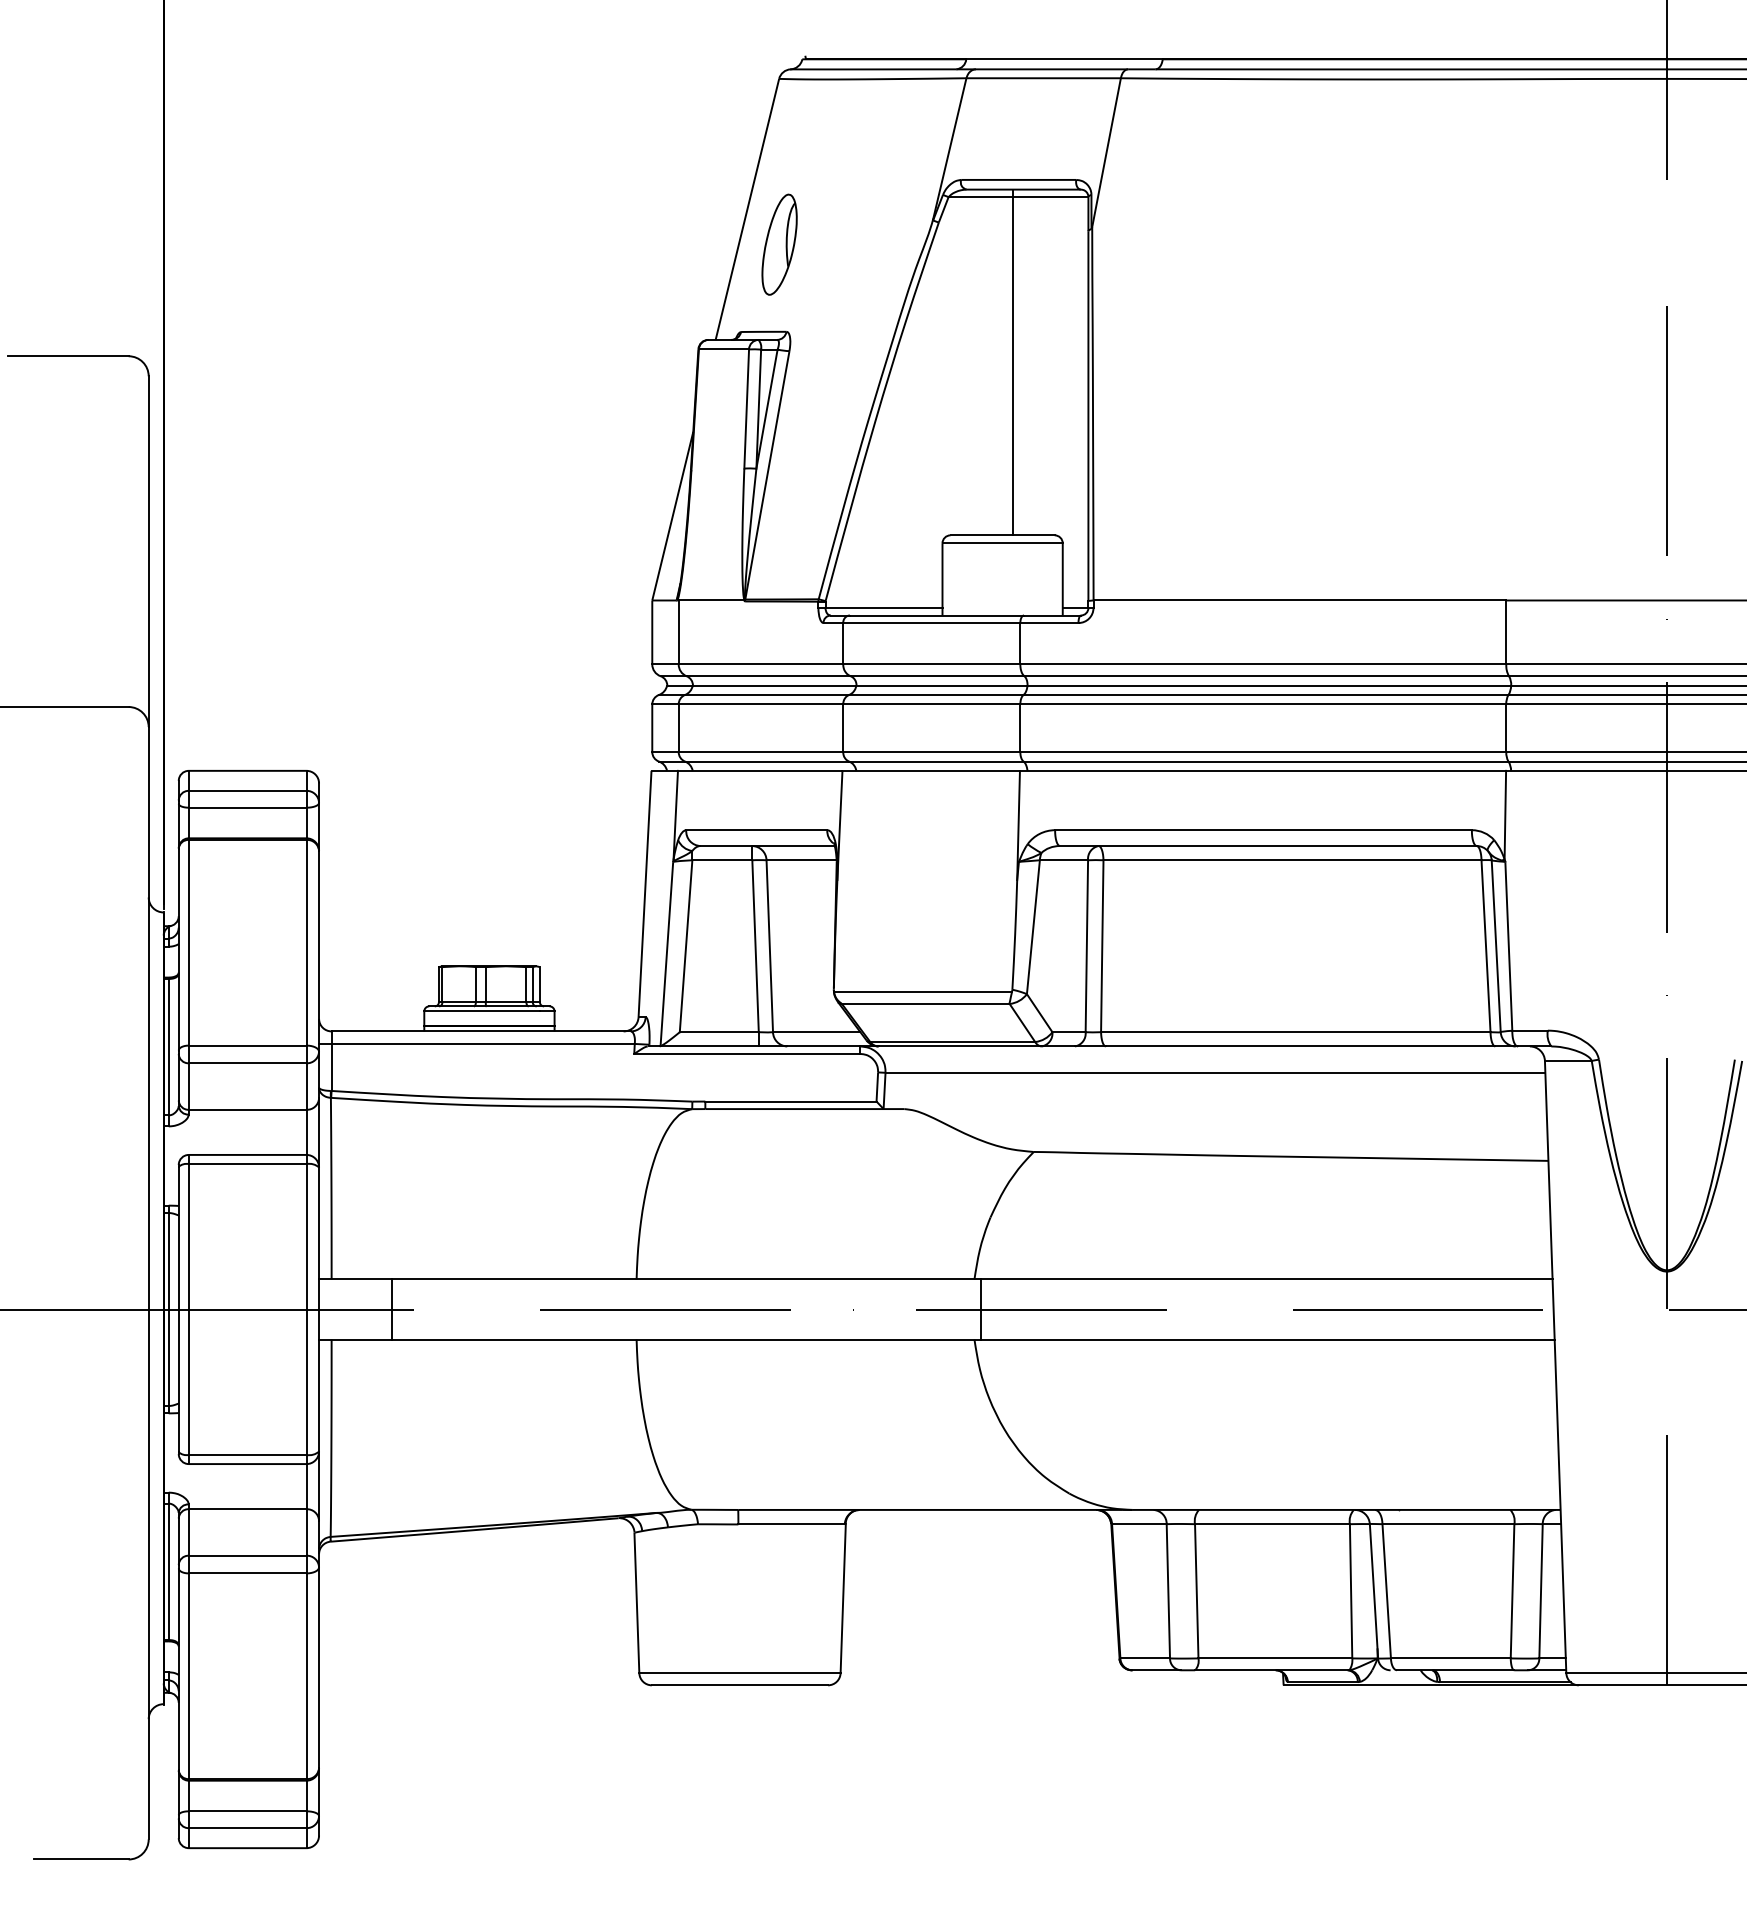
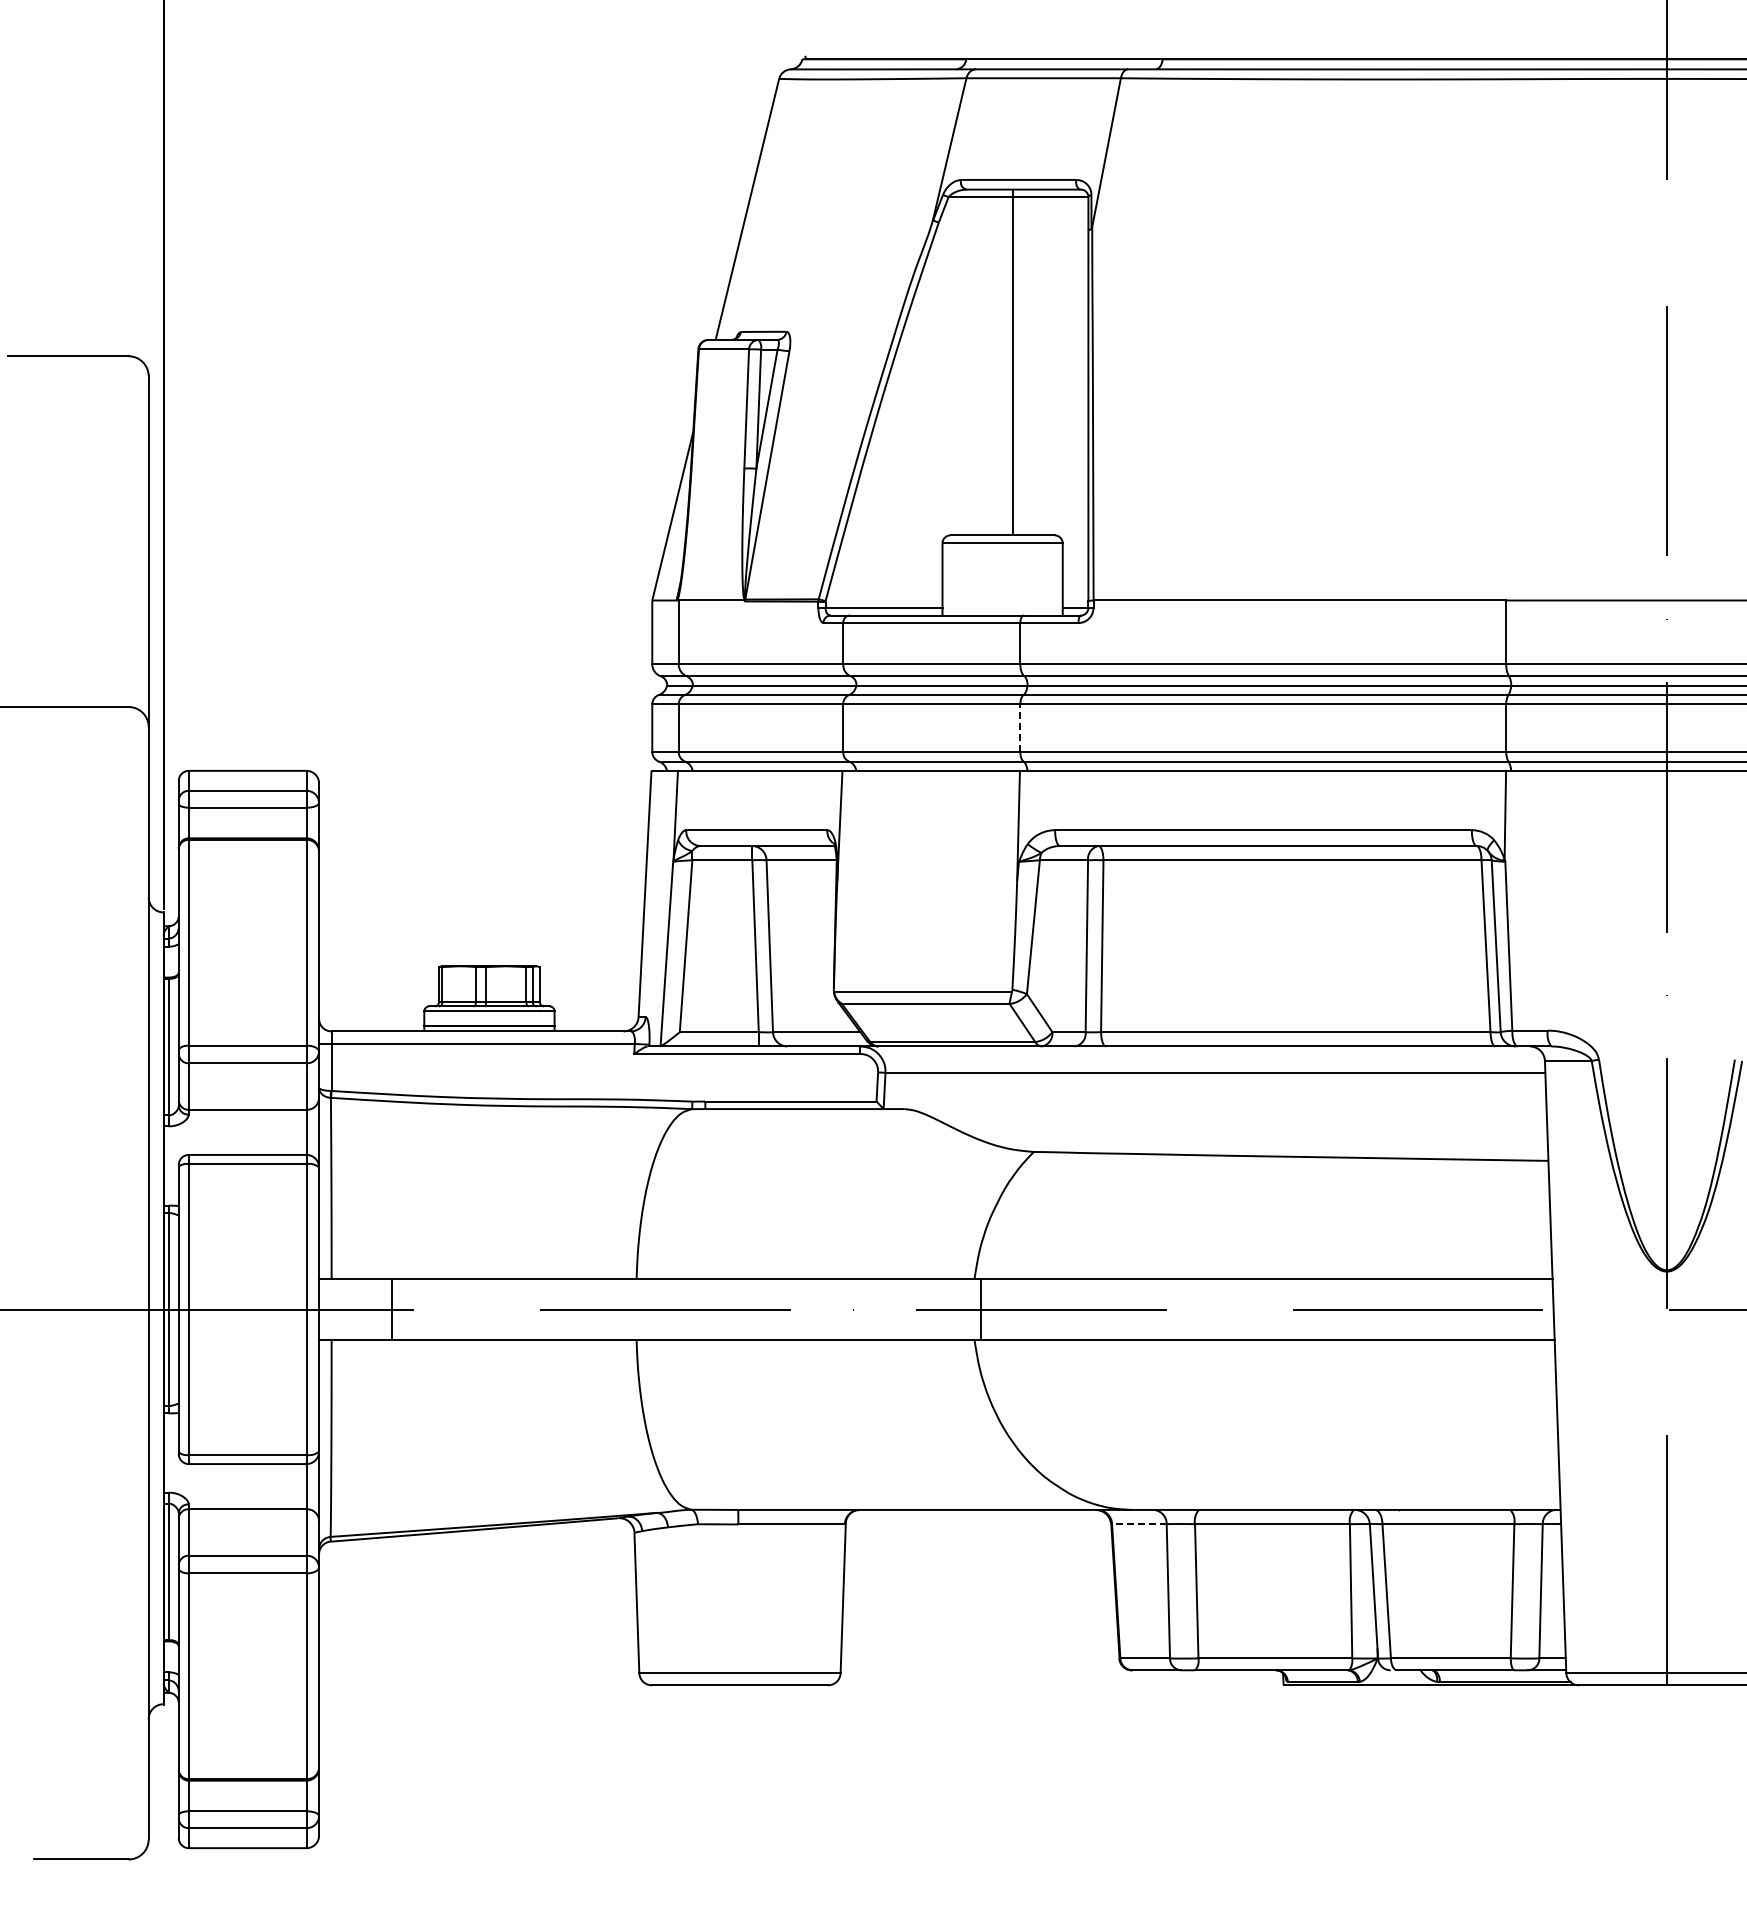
part: present -> none (779, 244)
line: solid -> dashed (1020, 728)
line: solid -> dashed (1138, 1524)
